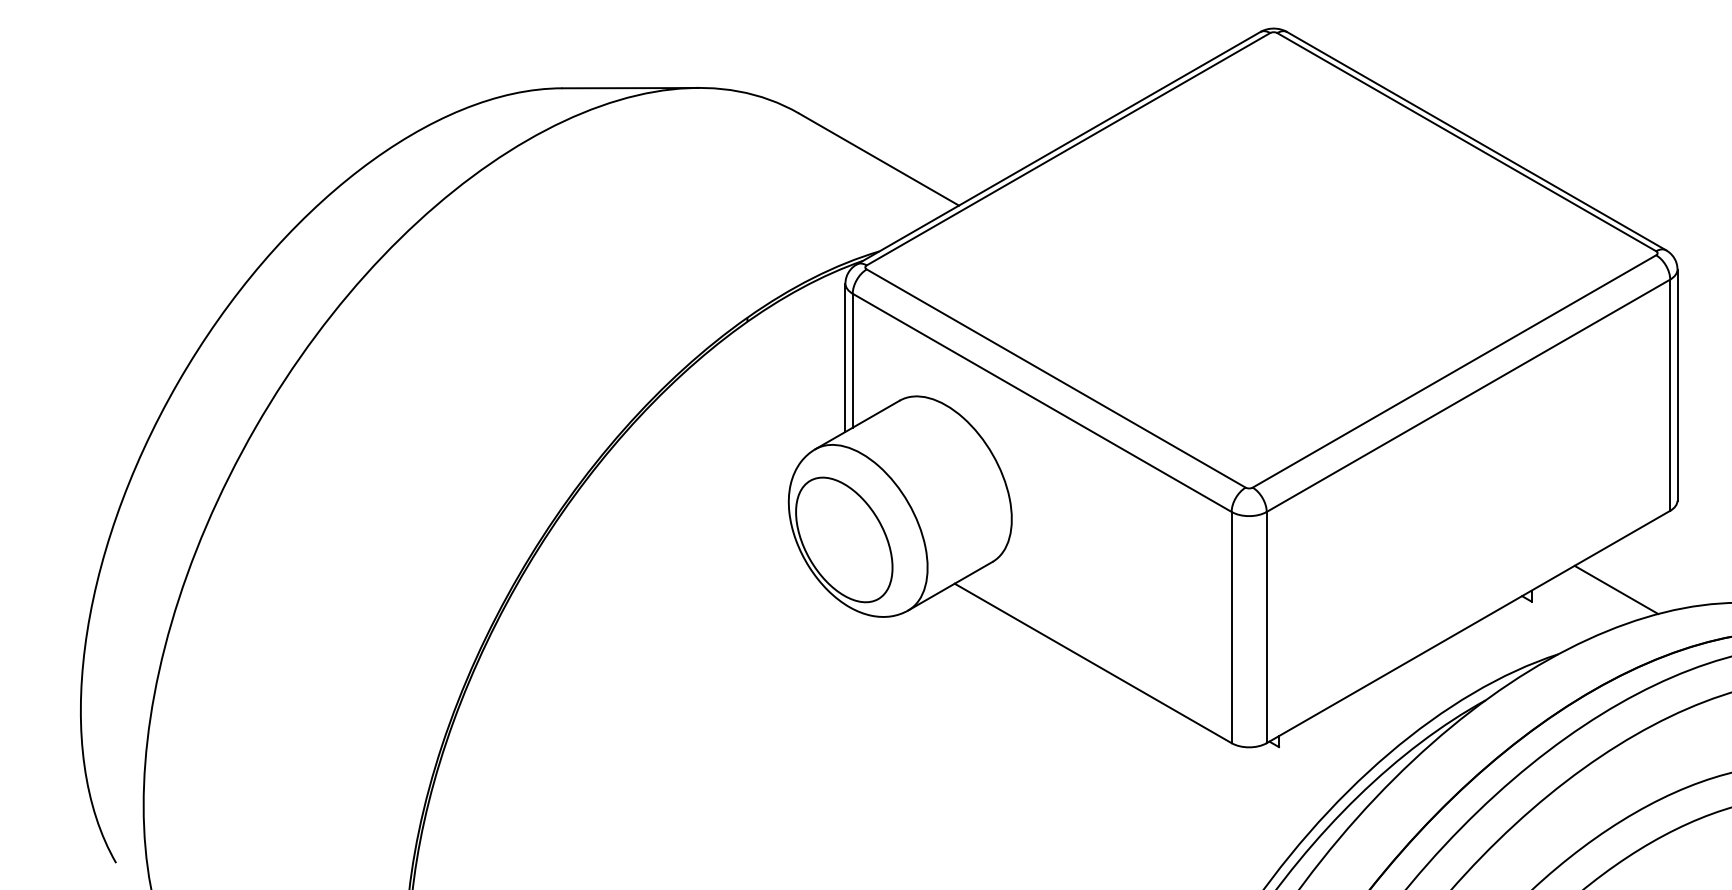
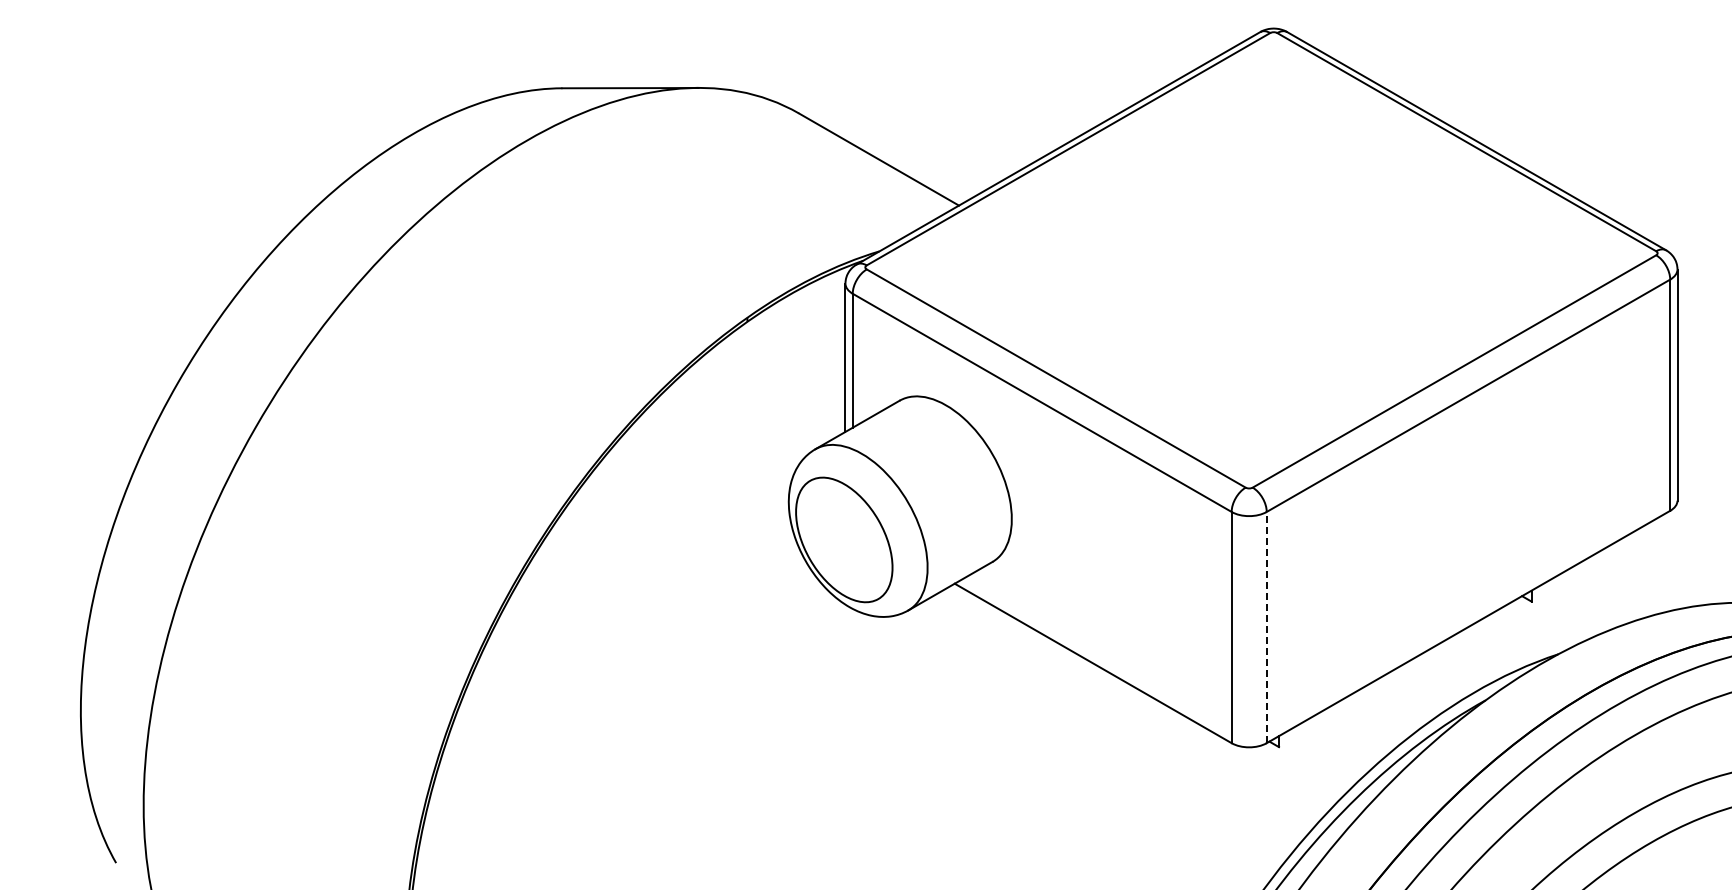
line: present -> none (1616, 589)
line: solid -> dashed (1266, 627)
